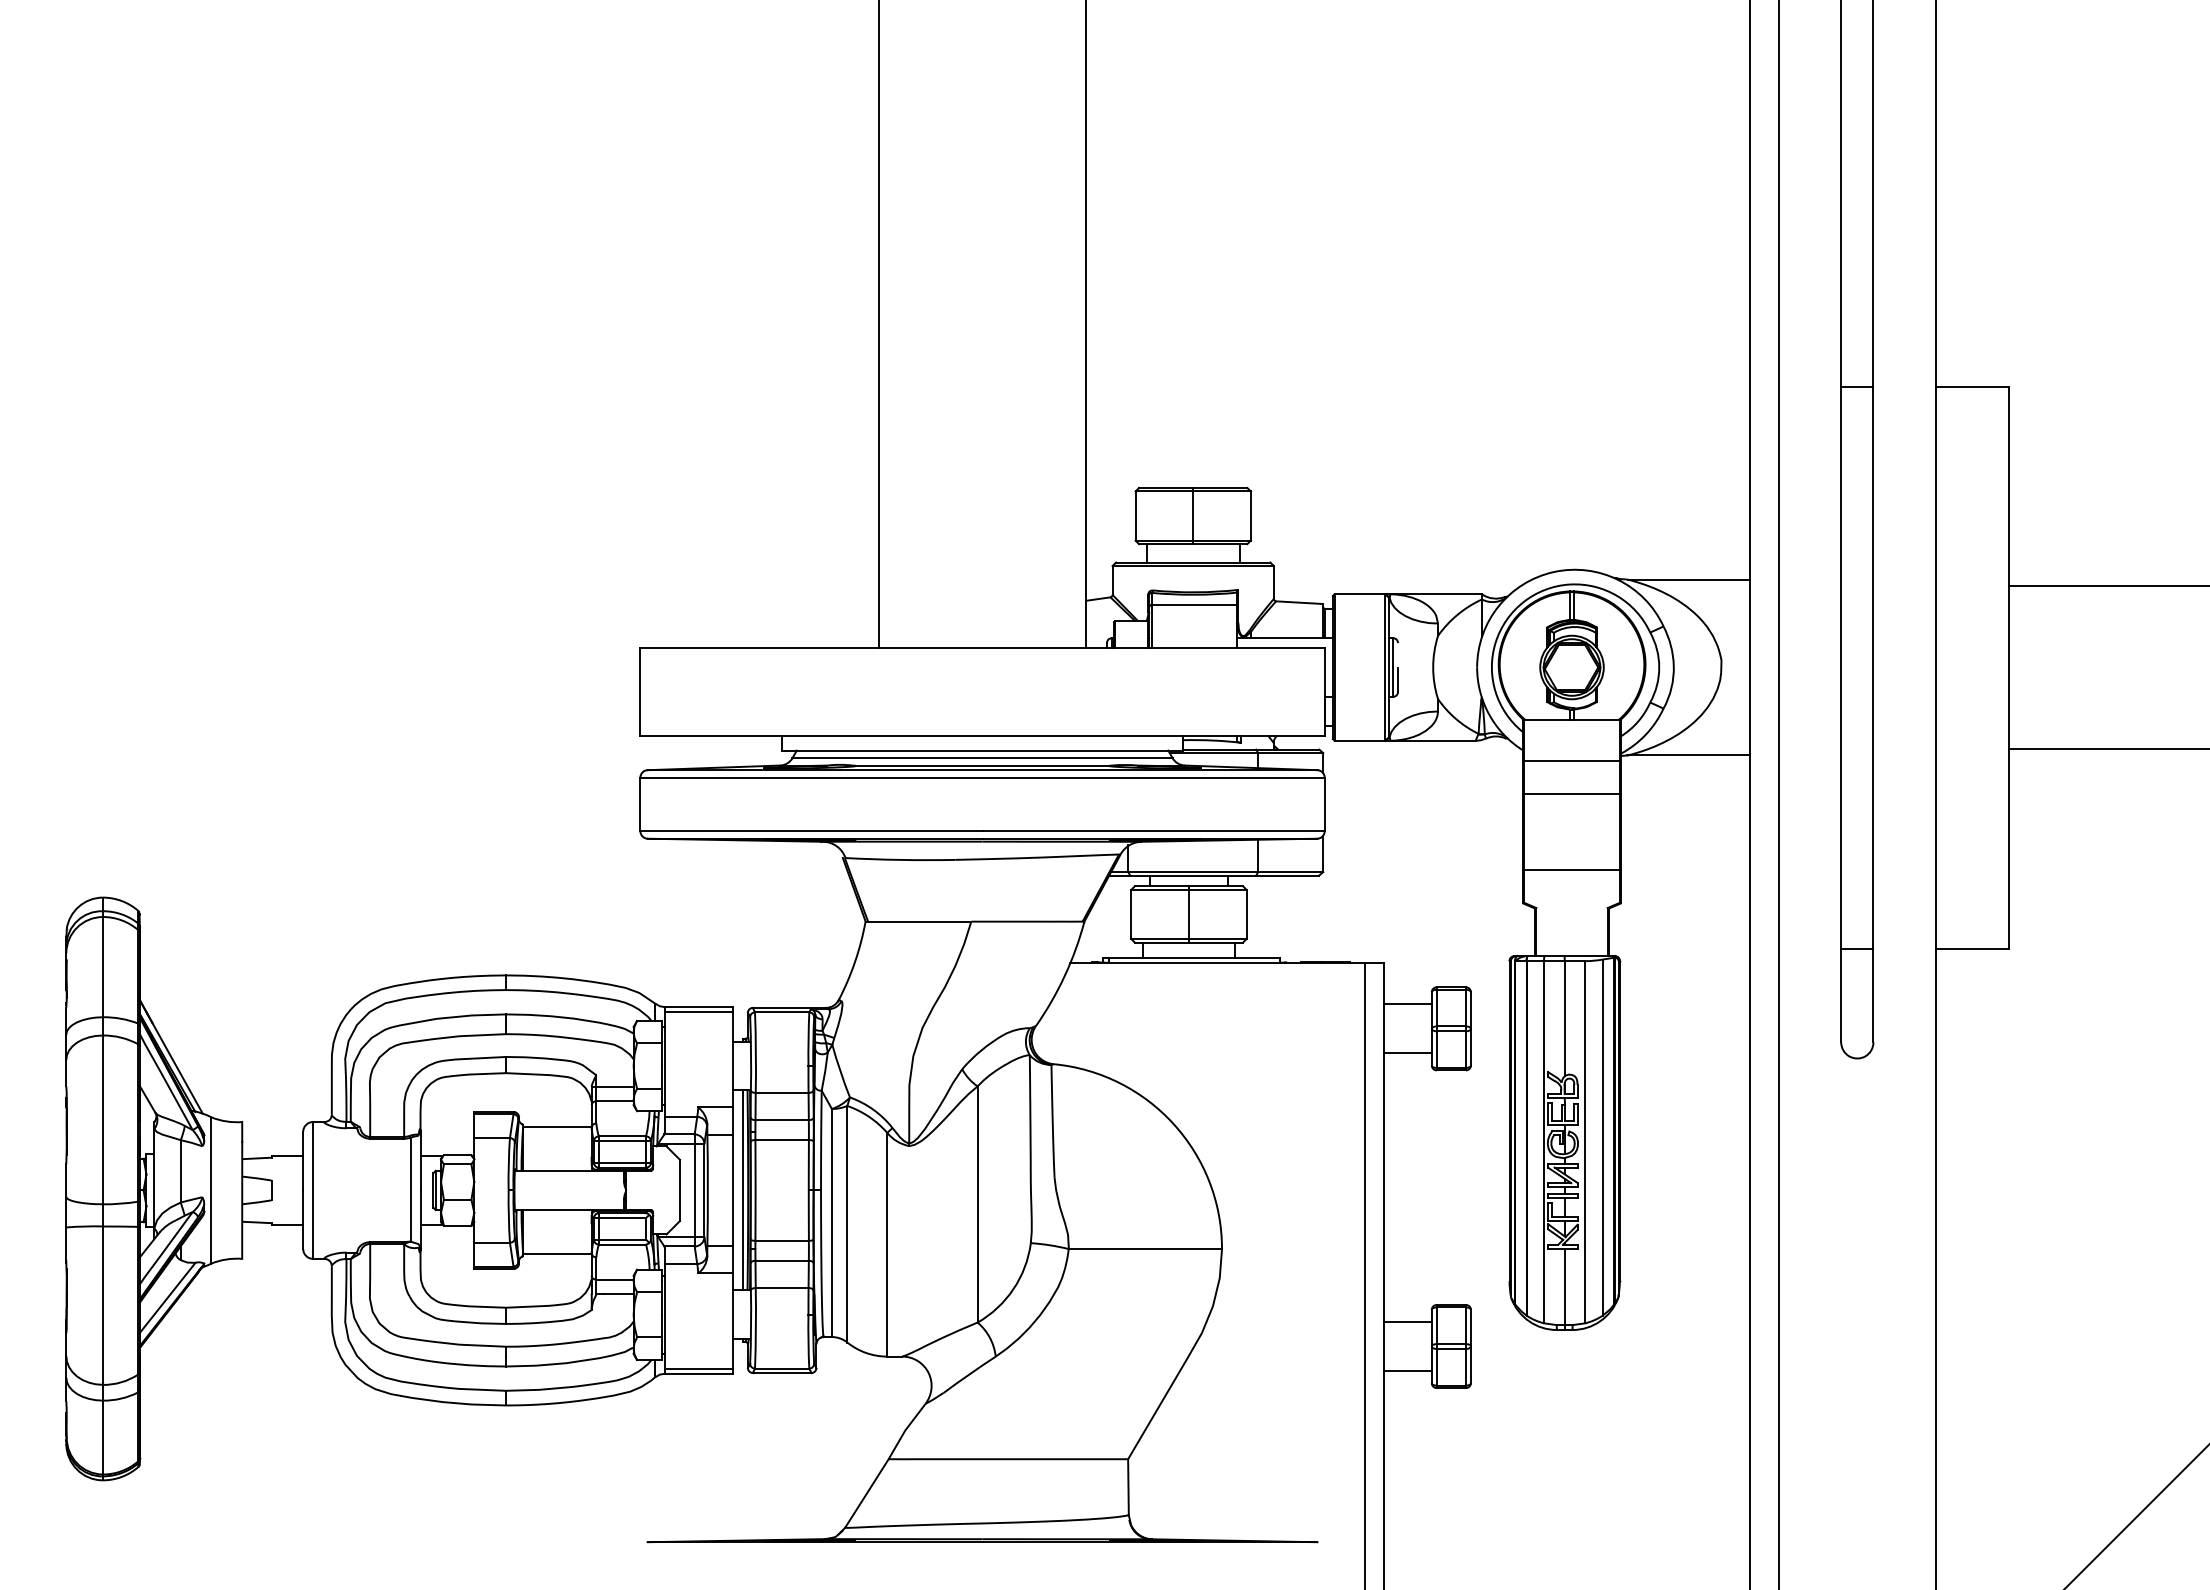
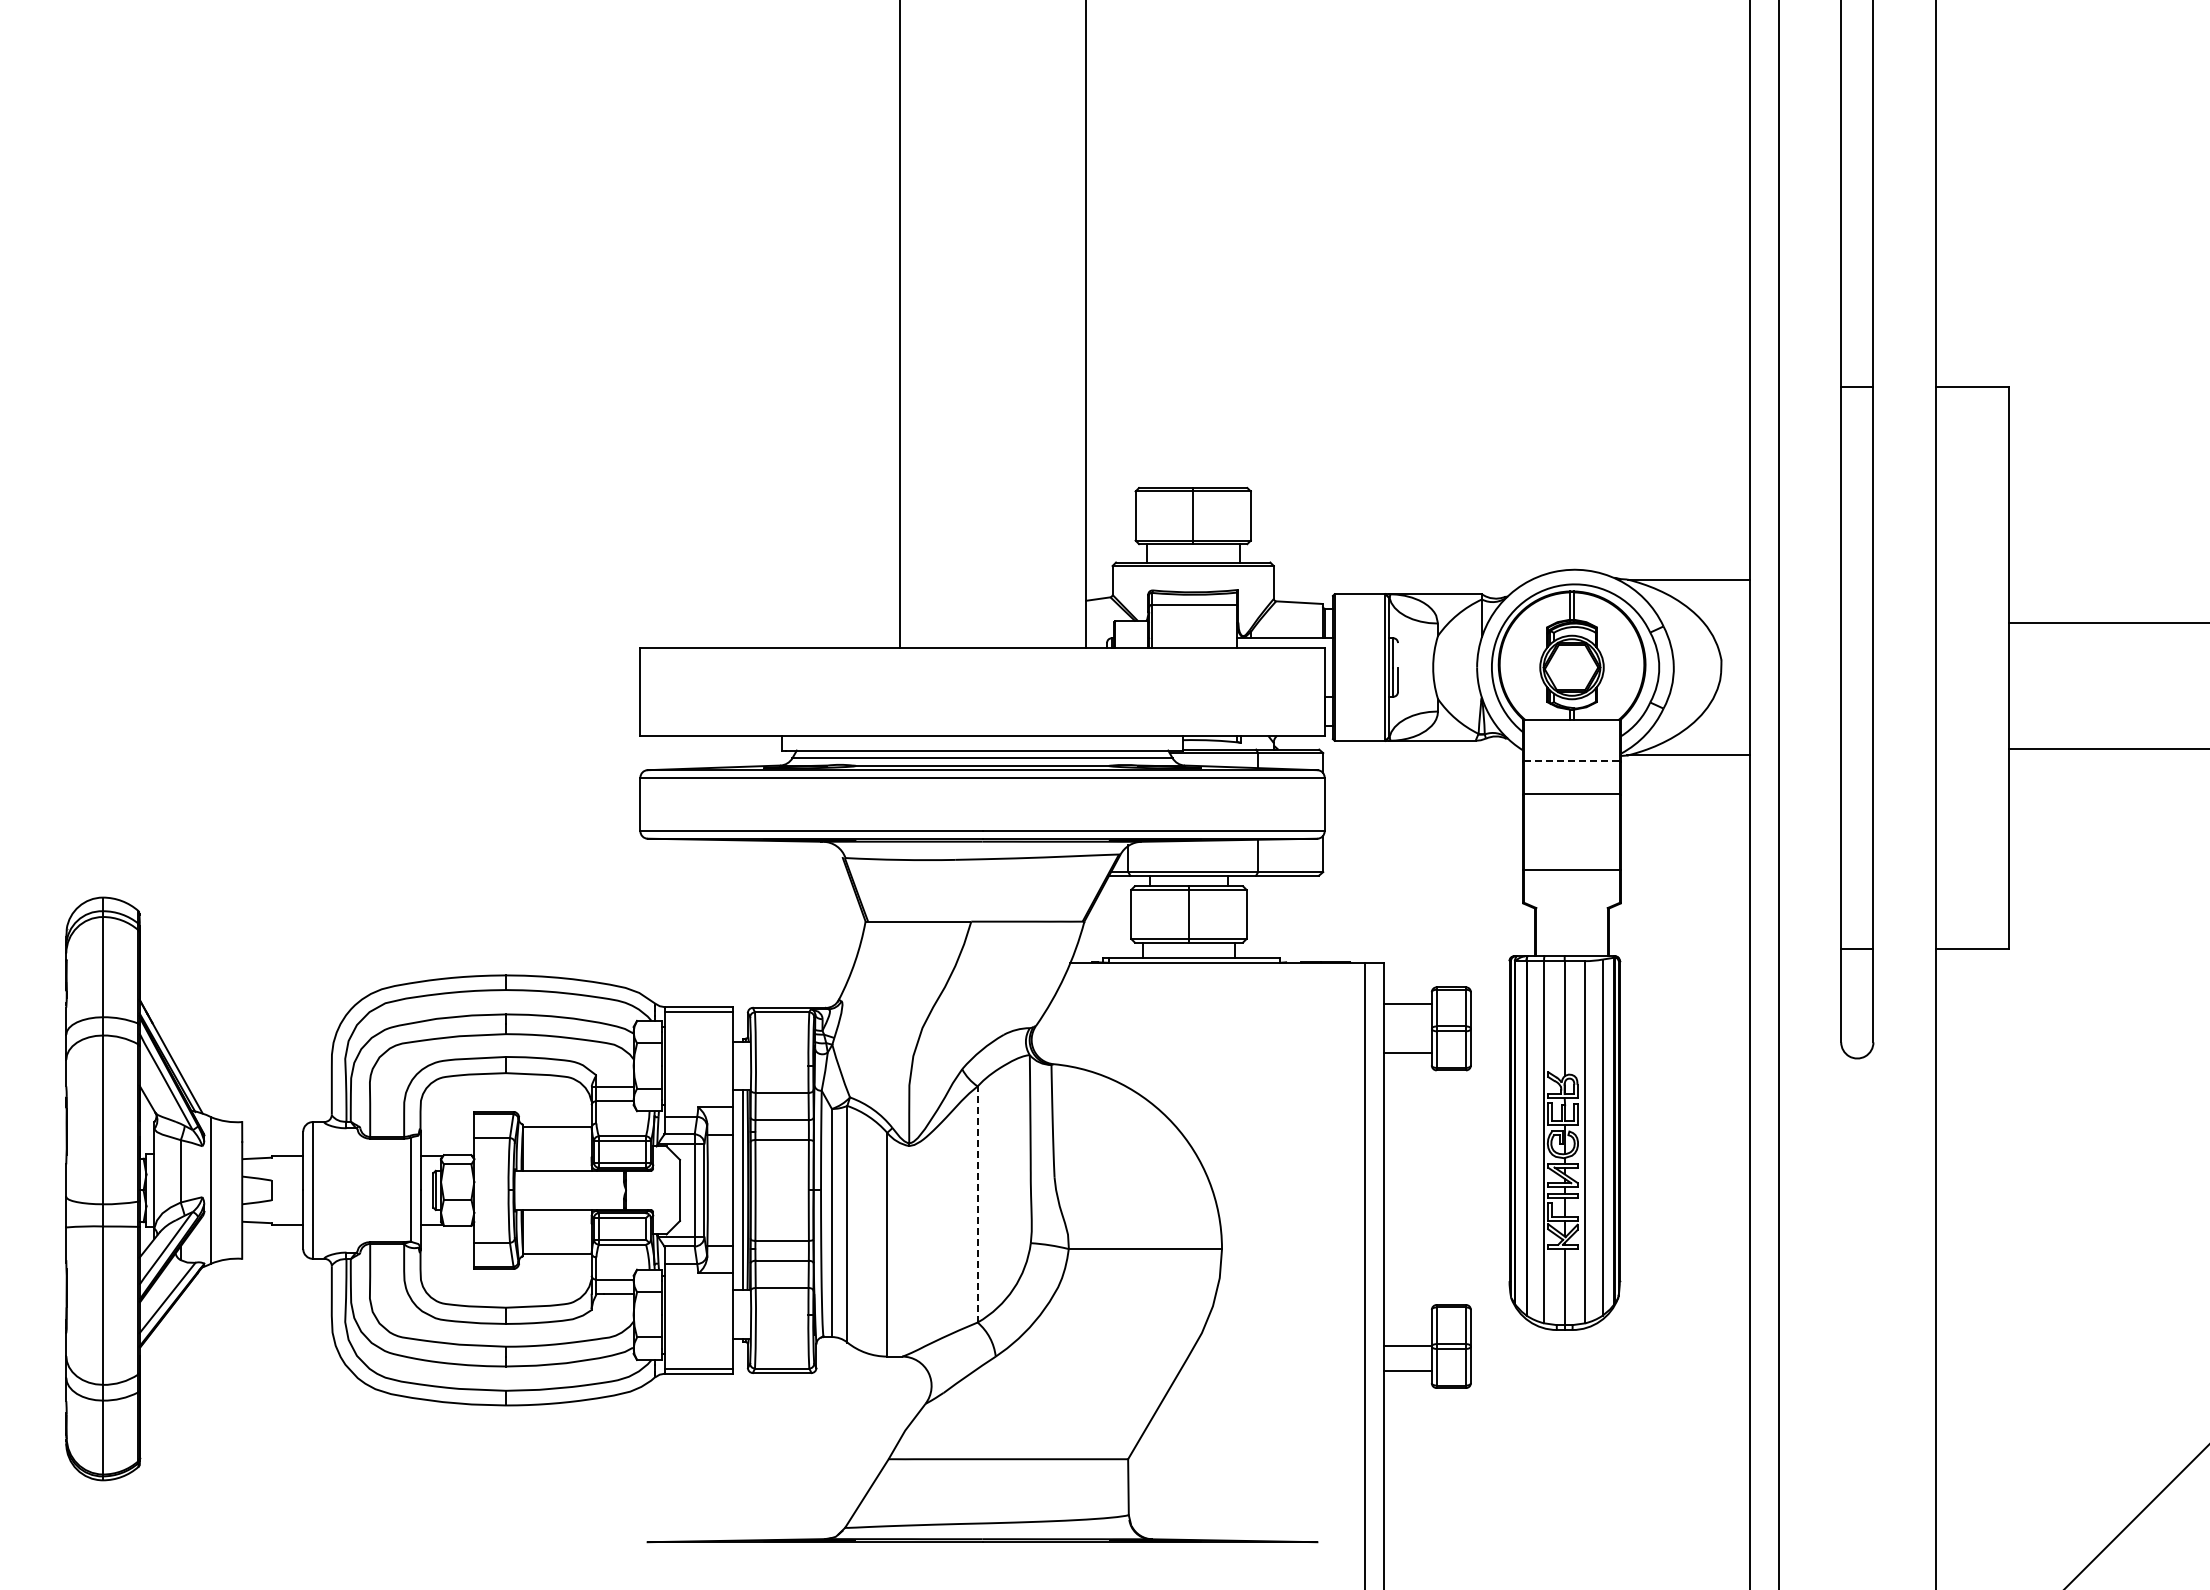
line position: (878, 324) -> (899, 324) (899, 324)
line position: (2107, 585) -> (2107, 622) (2107, 622)
line: solid -> dashed (1572, 760)
line: solid -> dashed (977, 1203)
line position: (1407, 1322) -> (1407, 1346) (1407, 1346)
